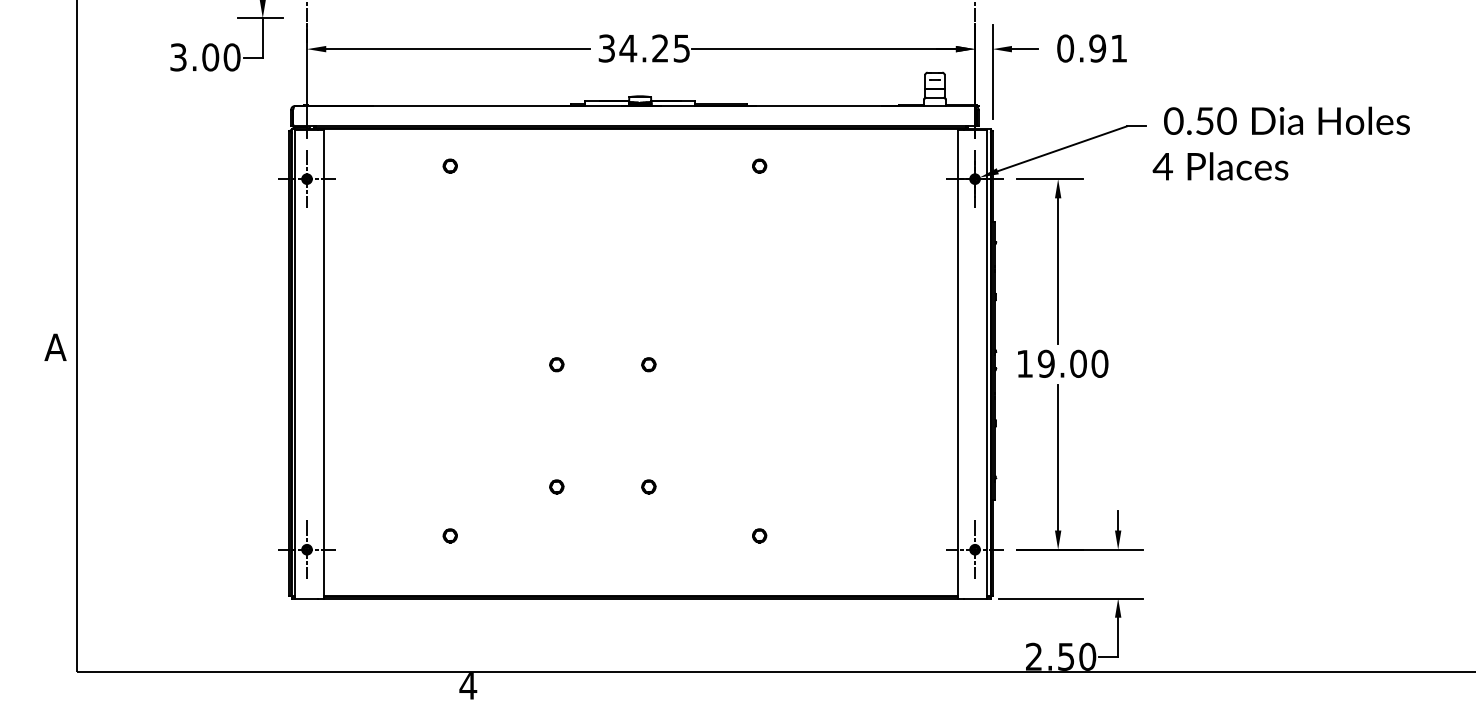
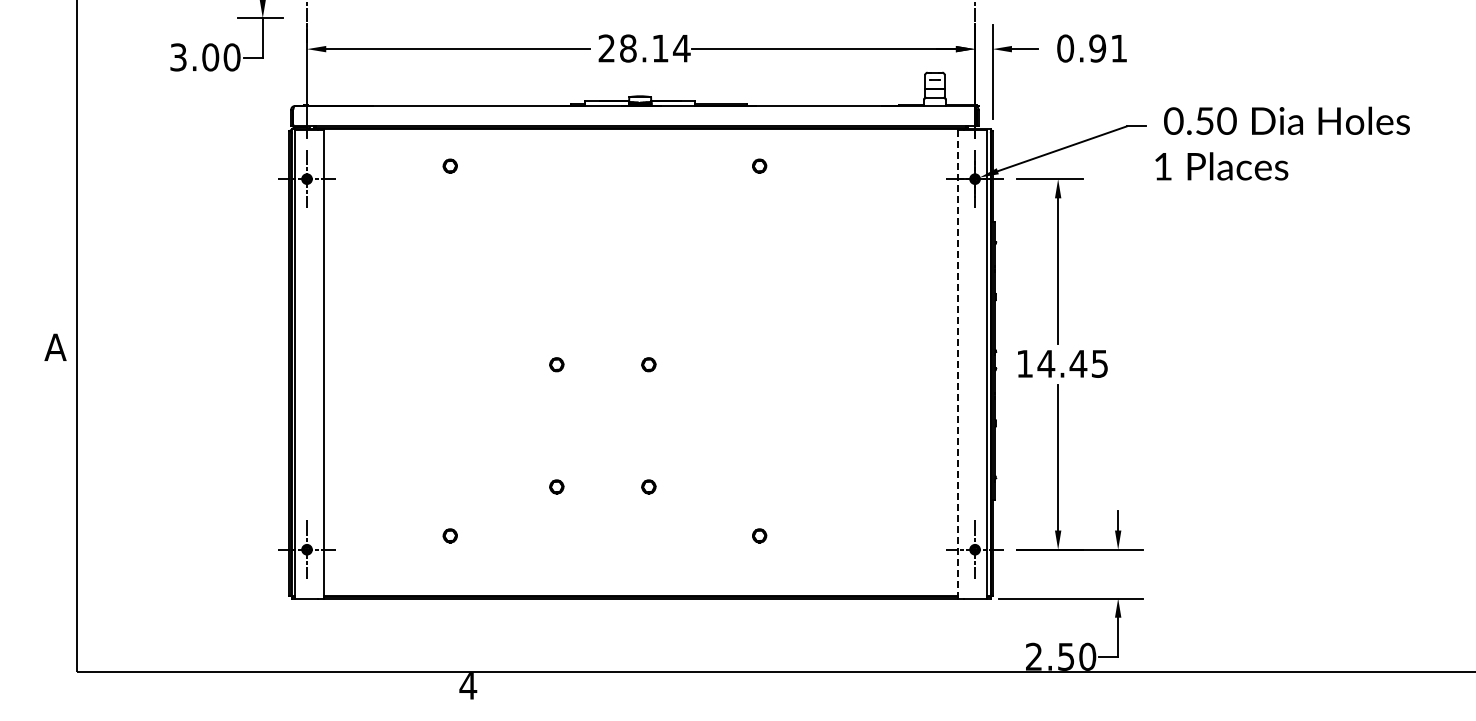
text: 34.25 -> 28.14 (644, 48)
text: 4 -> 1 (1162, 166)
text: 19.00 -> 14.45 (1072, 363)
line: solid -> dashed (957, 364)
